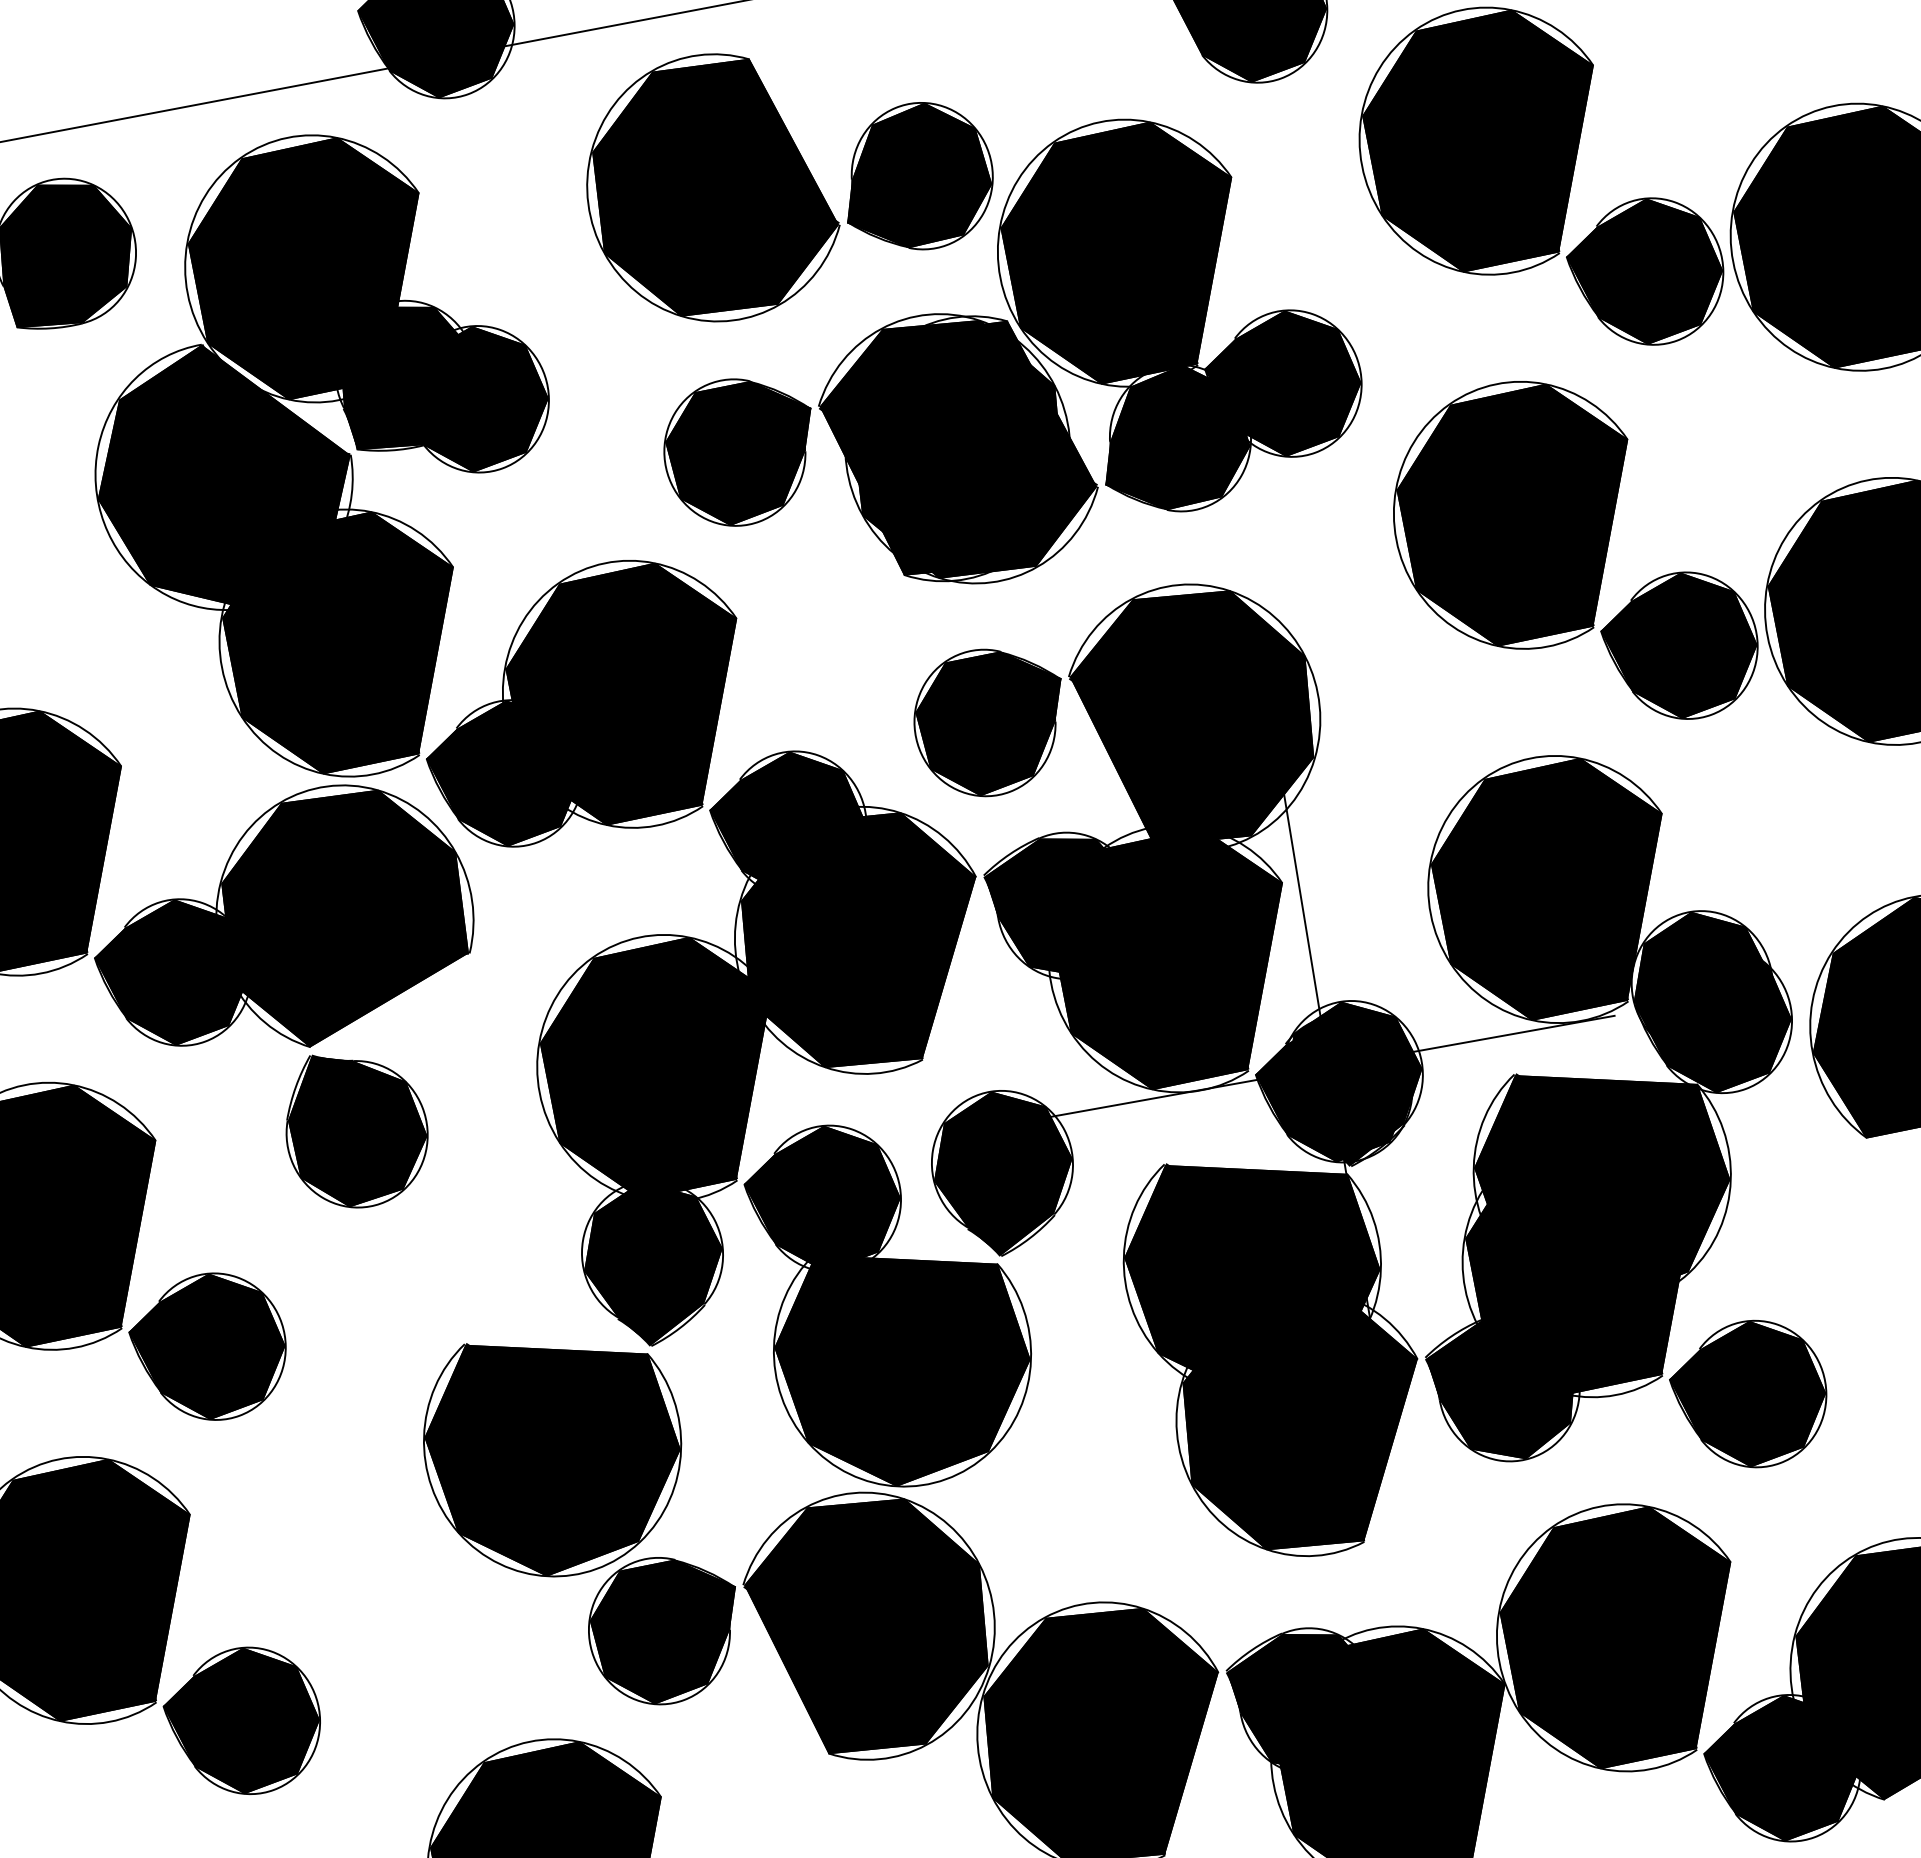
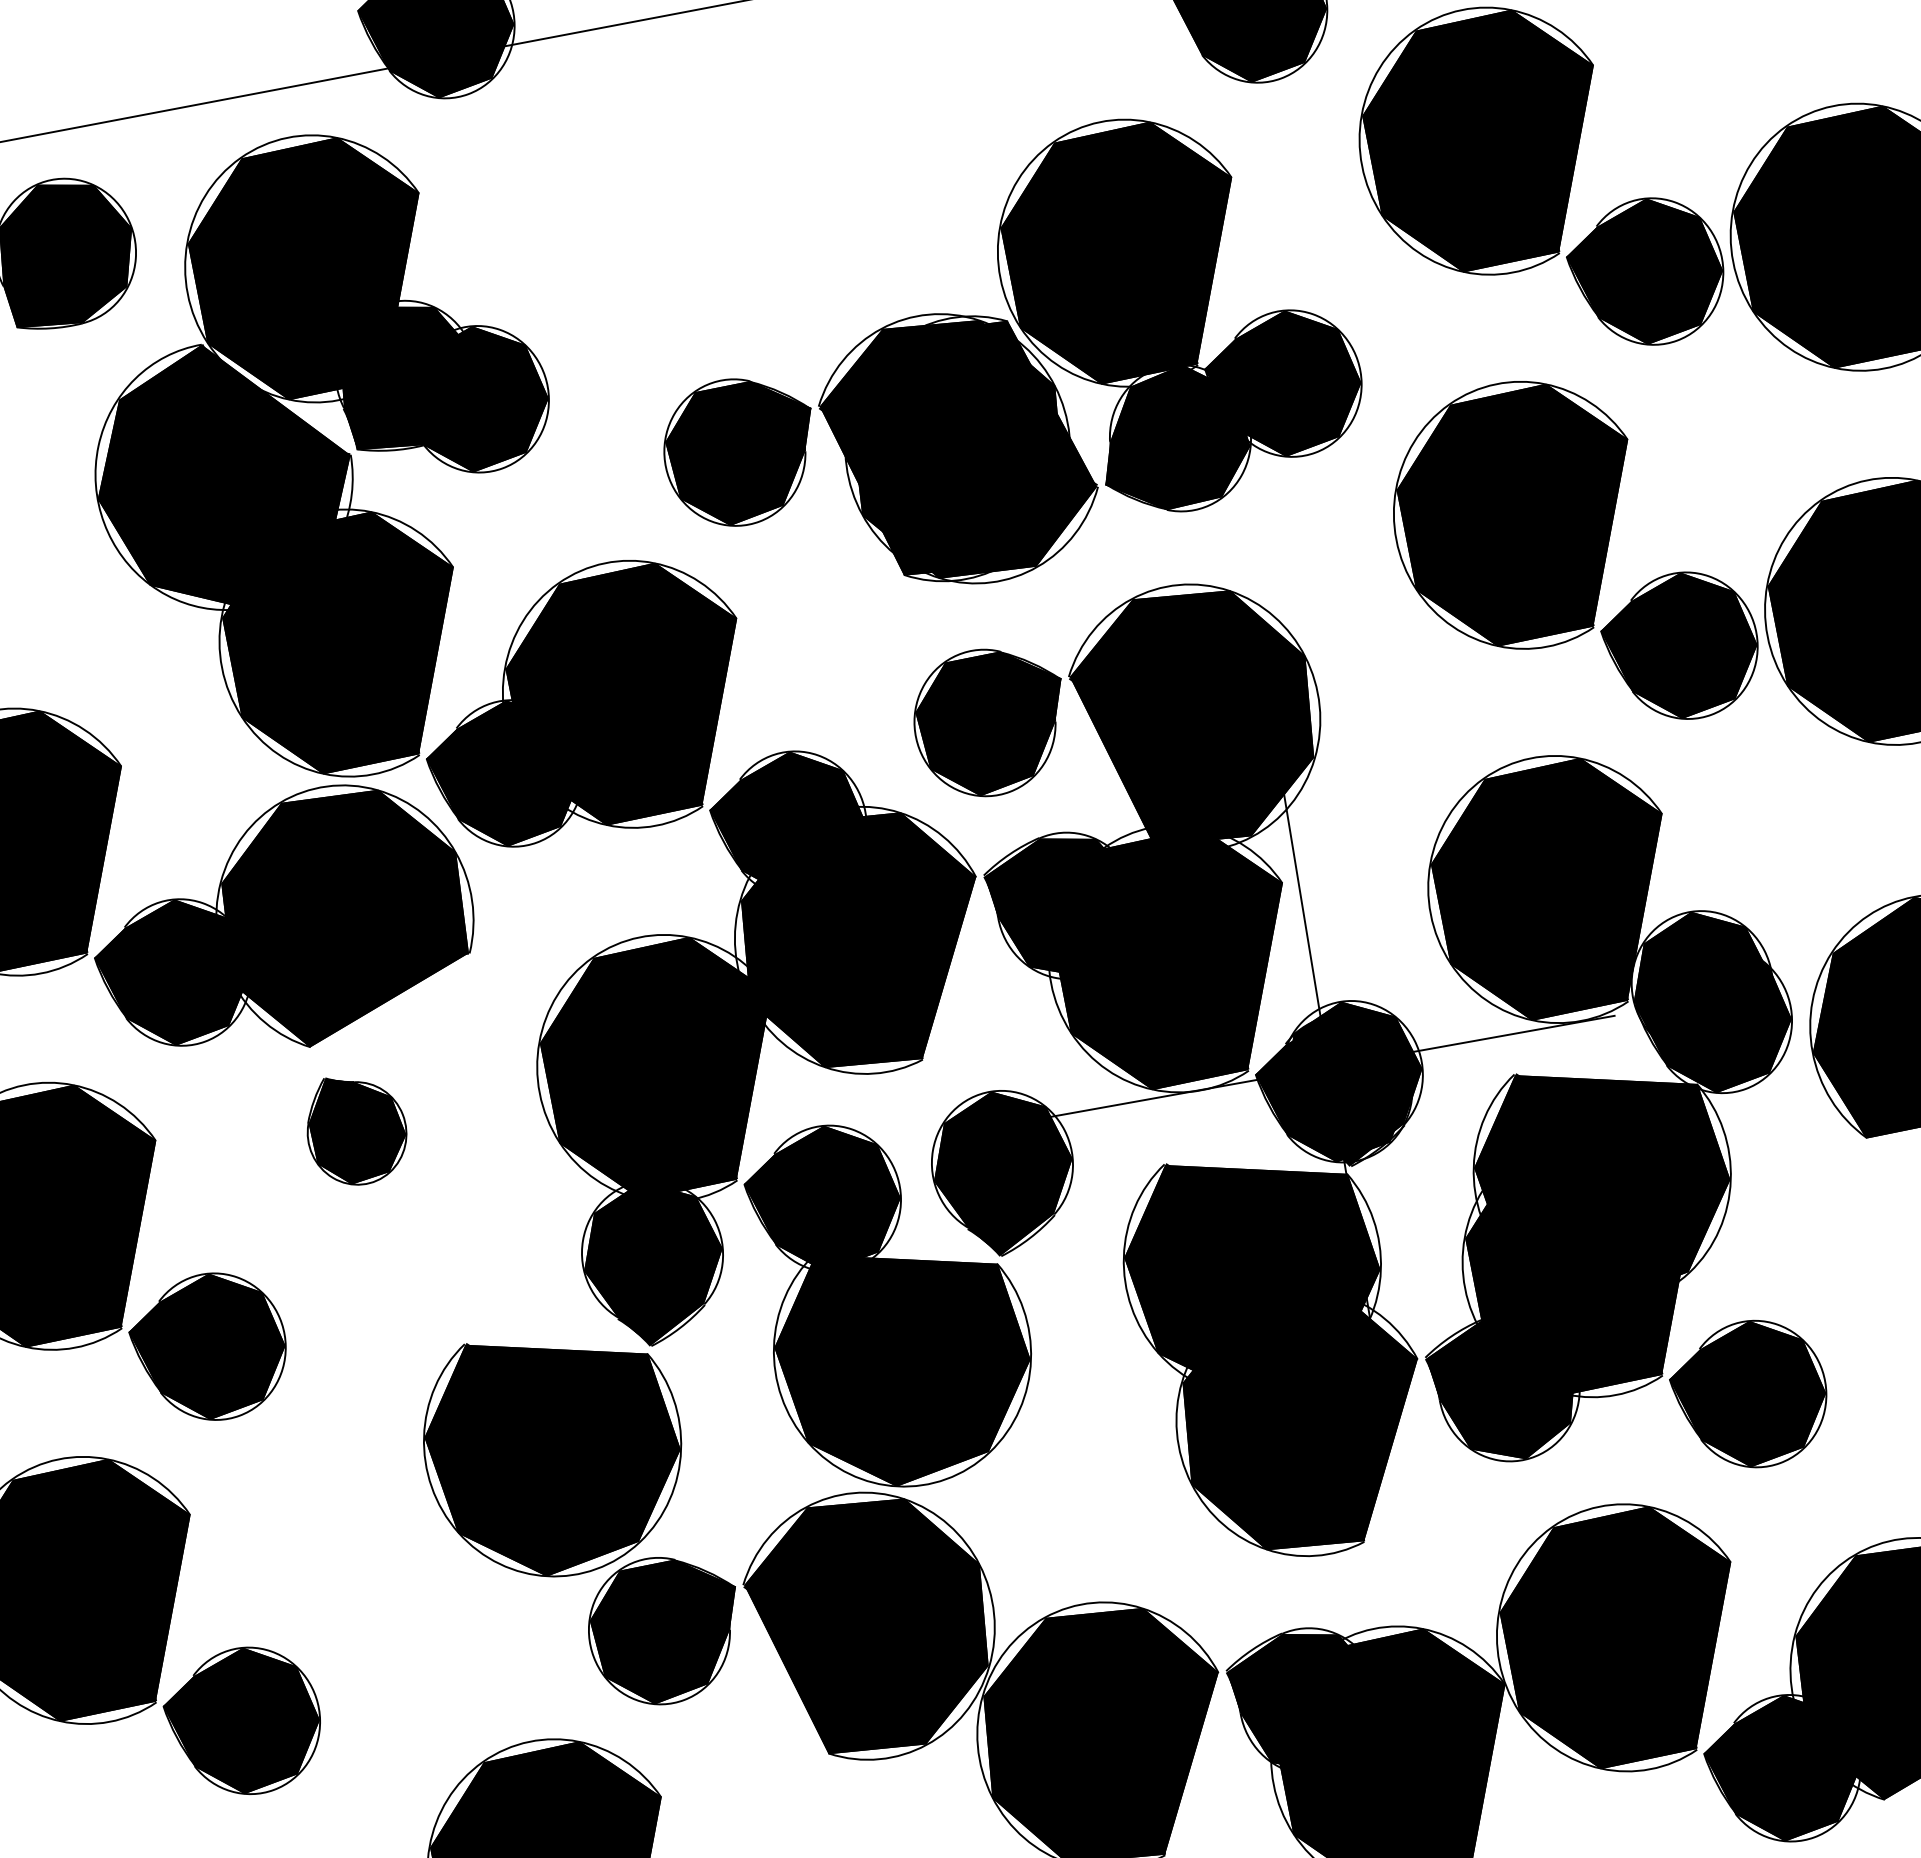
part: present -> none (789, 187)
part size: 144x155 px -> 102x109 px (356, 1131)
